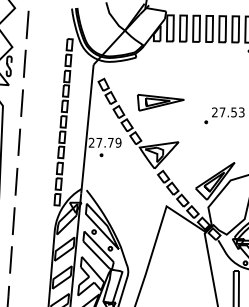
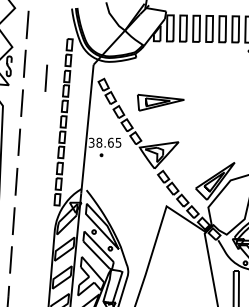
line: none -> present (46, 77)
part: present -> none (224, 115)
text: 27.79 -> 38.65 (104, 142)
